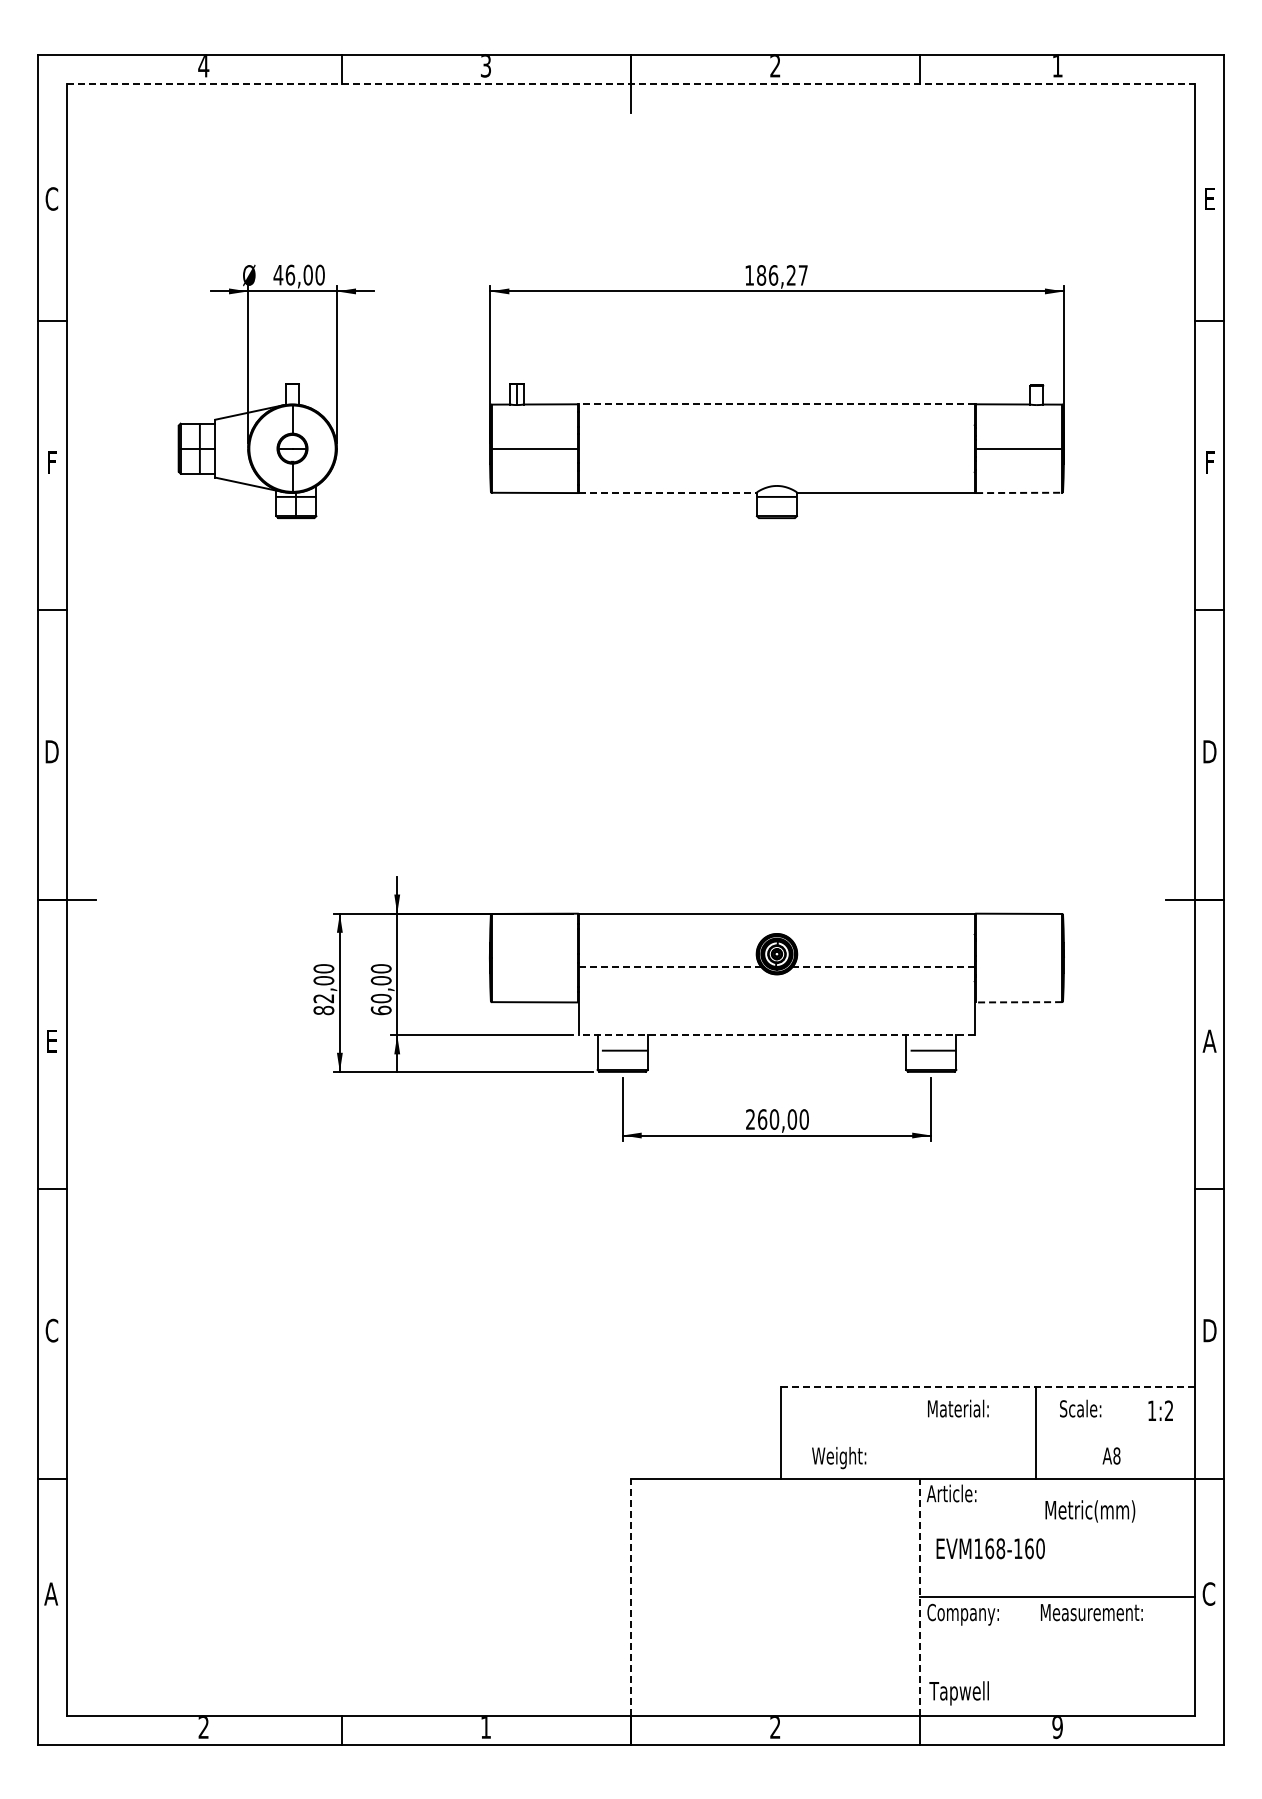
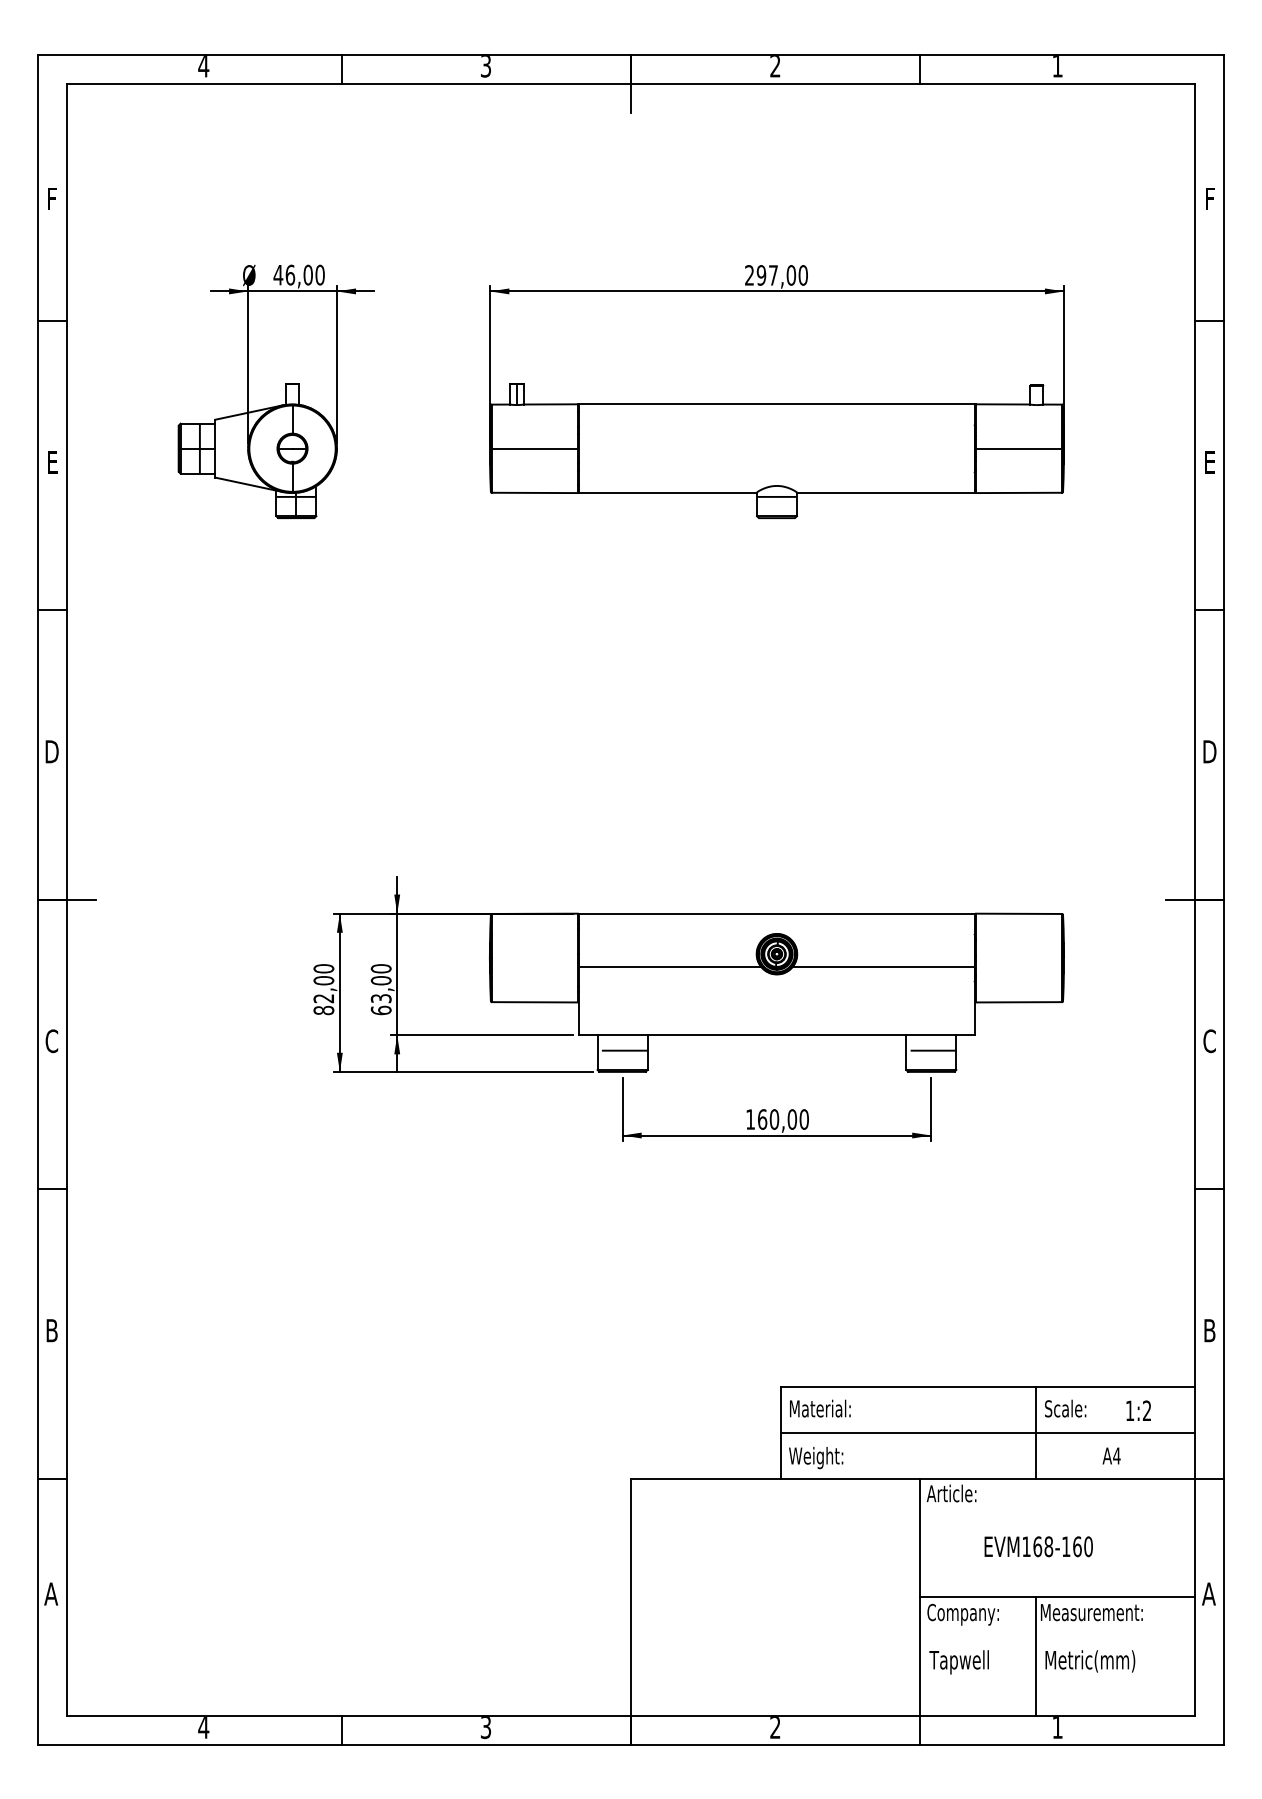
line: dashed -> solid (631, 83)
text: C -> F (51, 198)
text: E -> F (1209, 198)
text: 186,27 -> 297,00 (776, 275)
line: dashed -> solid (776, 404)
text: F -> E (1209, 462)
text: F -> E (53, 466)
line: dashed -> solid (1019, 492)
line: dashed -> solid (668, 493)
line: dashed -> solid (669, 967)
line: dashed -> solid (883, 967)
text: 60,00 -> 63,00 (380, 998)
line: dashed -> solid (1019, 1002)
line: dashed -> solid (776, 1035)
text: E -> C (51, 1041)
text: A -> C (1209, 1041)
text: 260,00 -> 160,00 (750, 1119)
text: C -> B (51, 1330)
text: D -> B (1209, 1330)
line: dashed -> solid (988, 1387)
text position: (958, 1408) -> (820, 1408) (820, 1408)
text position: (1080, 1408) -> (1065, 1408) (1065, 1408)
text position: (1160, 1410) -> (1138, 1410) (1138, 1410)
line: none -> present (987, 1433)
text: A8 -> A4 (1116, 1455)
text position: (839, 1458) -> (816, 1458) (816, 1458)
text position: (1090, 1511) -> (1090, 1661) (1090, 1661)
text position: (990, 1548) -> (1038, 1546) (1038, 1546)
text: C -> A (1208, 1593)
line: dashed -> solid (631, 1597)
line: dashed -> solid (920, 1597)
line: none -> present (1035, 1656)
text position: (958, 1693) -> (958, 1662) (958, 1662)
text: 2 -> 4 (203, 1727)
text: 1 -> 3 (485, 1728)
text: 9 -> 1 (1057, 1728)
